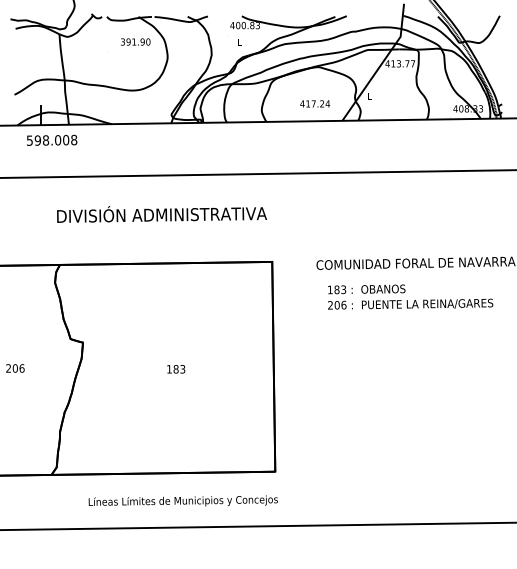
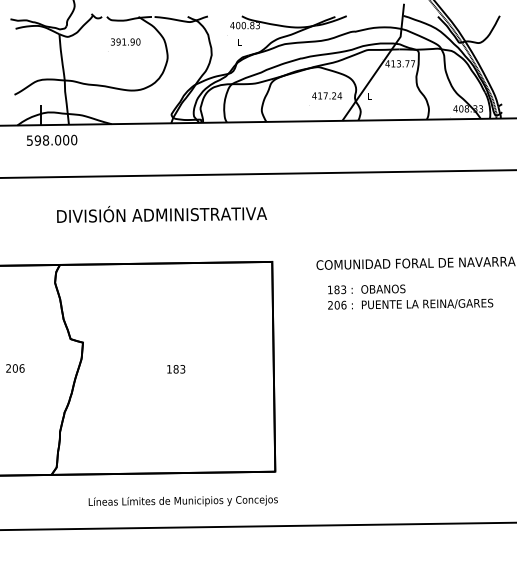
text position: (135, 41) -> (125, 41) (125, 41)
text position: (315, 103) -> (327, 95) (327, 95)
text: 598.008 -> 598.000 (74, 140)
